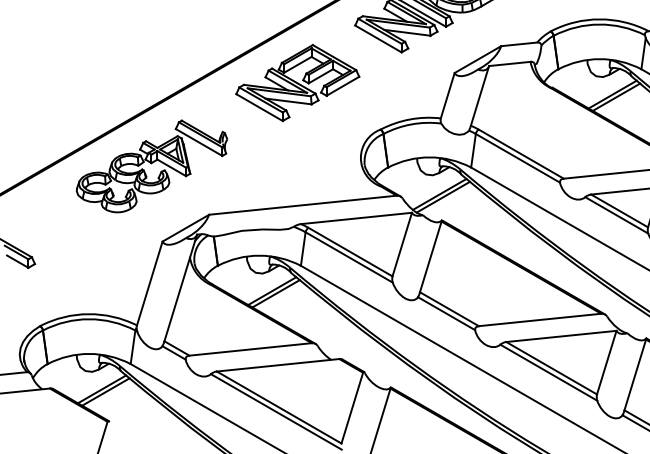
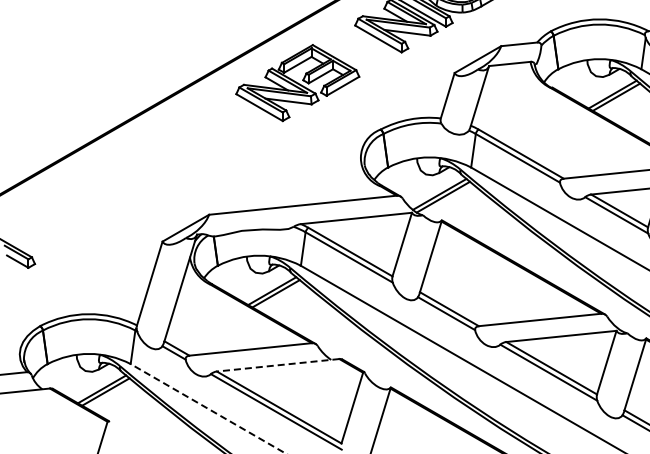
part: present -> none (151, 166)
line: solid -> dashed (278, 365)
line: solid -> dashed (208, 409)
